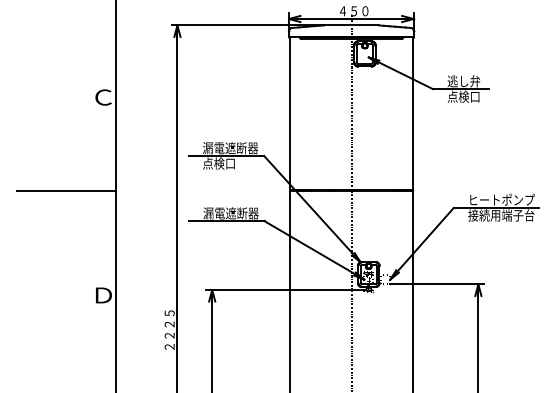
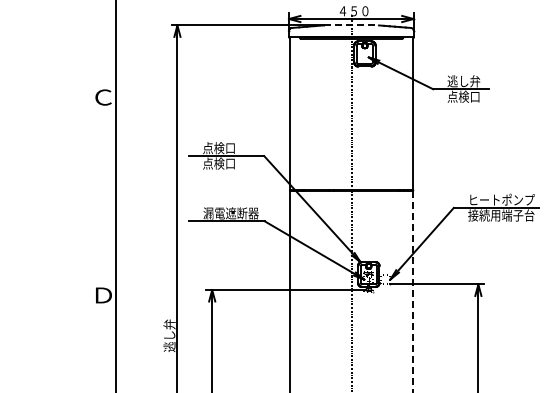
line: solid -> dashed (351, 25)
text: 漏電遮断器 -> 点検口 (230, 148)
line: present -> none (65, 190)
line: solid -> dashed (413, 291)
text: ２２２５ -> 逃し弁 (169, 330)
